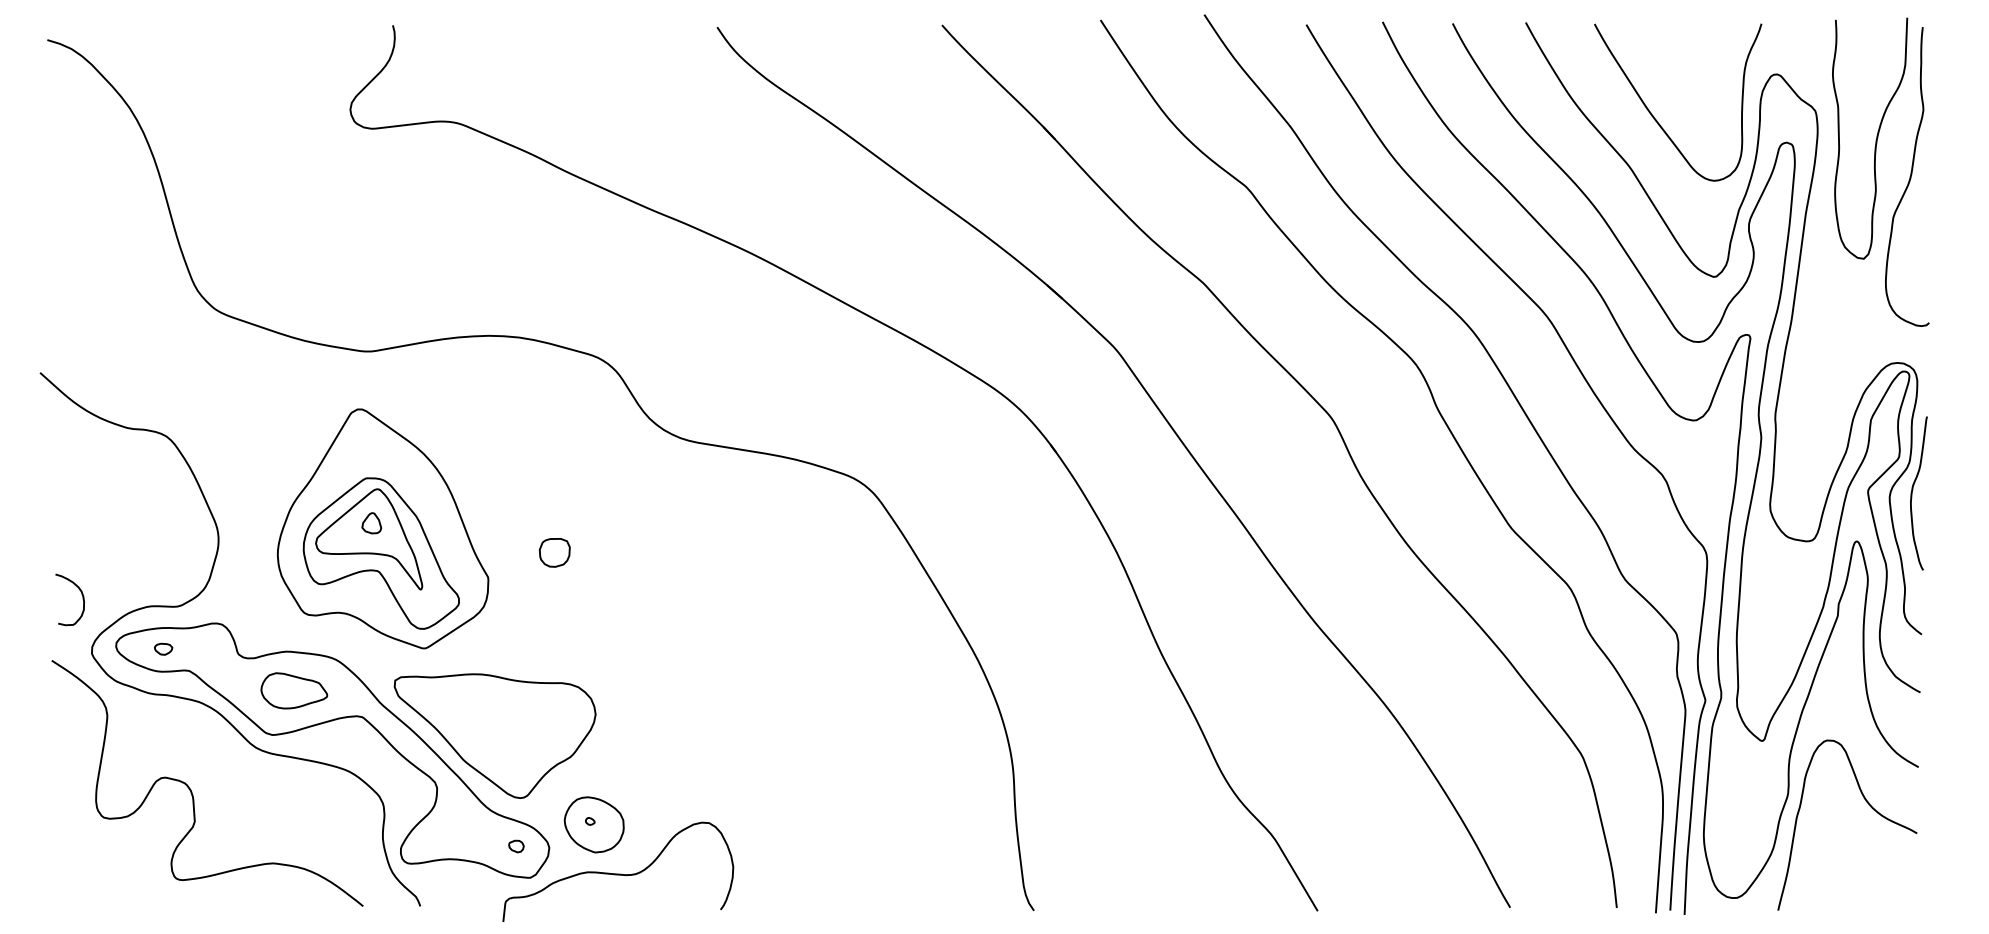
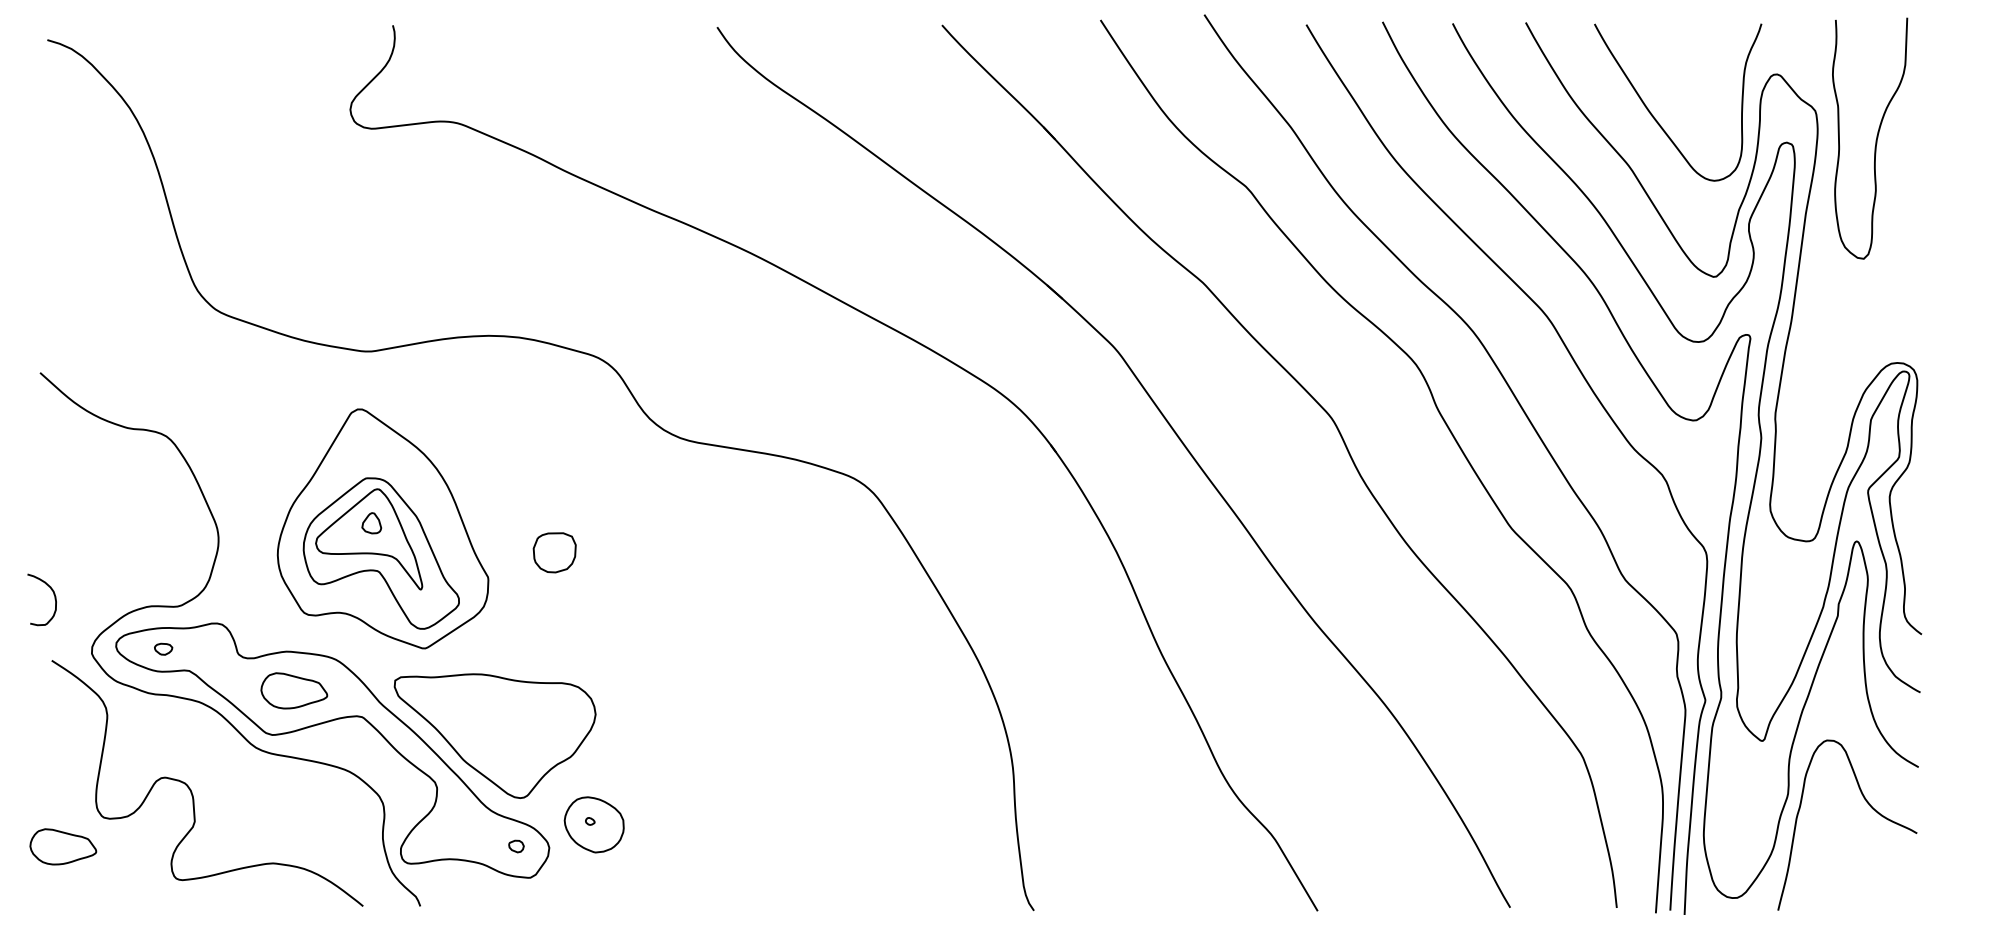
curve: present -> none (1909, 176)
curve: present -> none (1913, 490)
part size: 32x30 px -> 45x42 px (554, 552)
curve position: (81, 594) -> (53, 594) (53, 594)
part: none -> present (63, 846)
curve: present -> none (618, 873)
